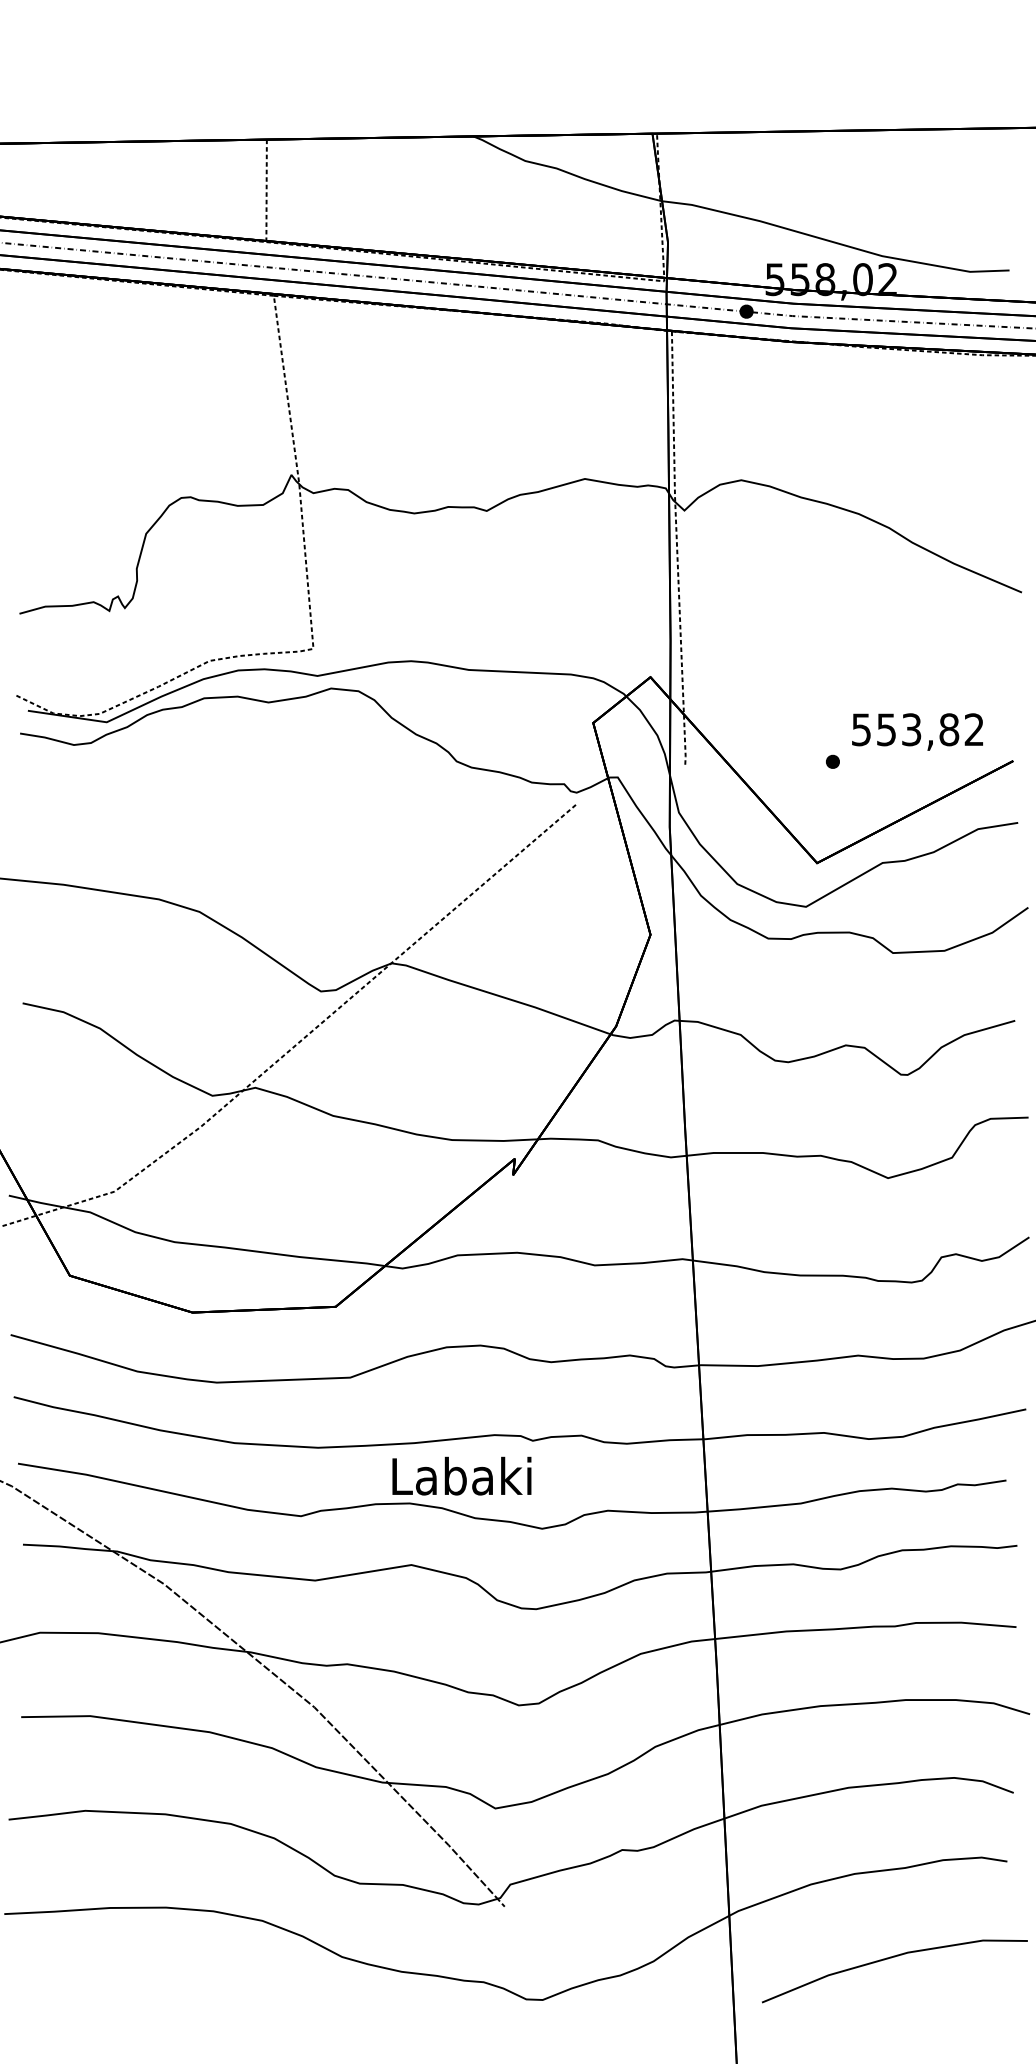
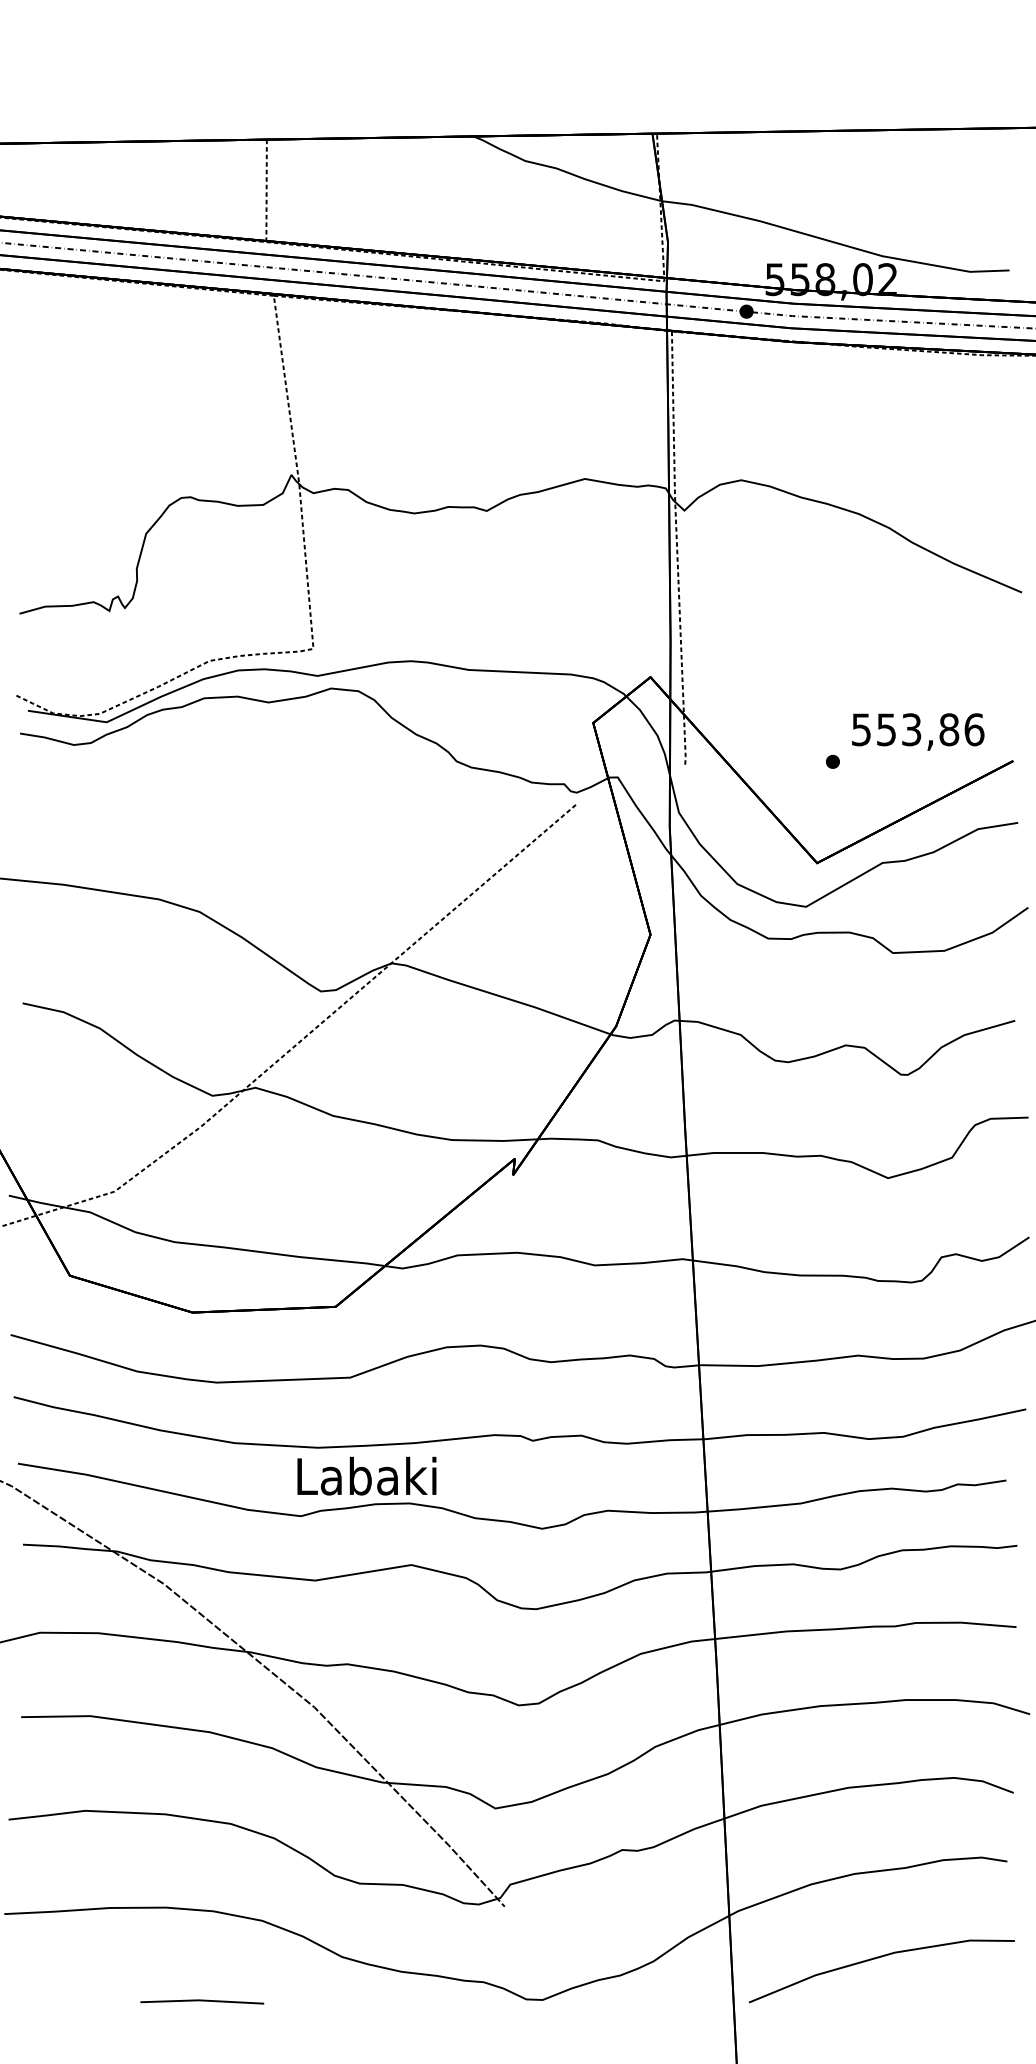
text: 553,82 -> 553,86 (974, 729)
text position: (461, 1475) -> (366, 1475) (366, 1475)
line position: (891, 1958) -> (878, 1958) (878, 1958)
line: none -> present (202, 2001)
